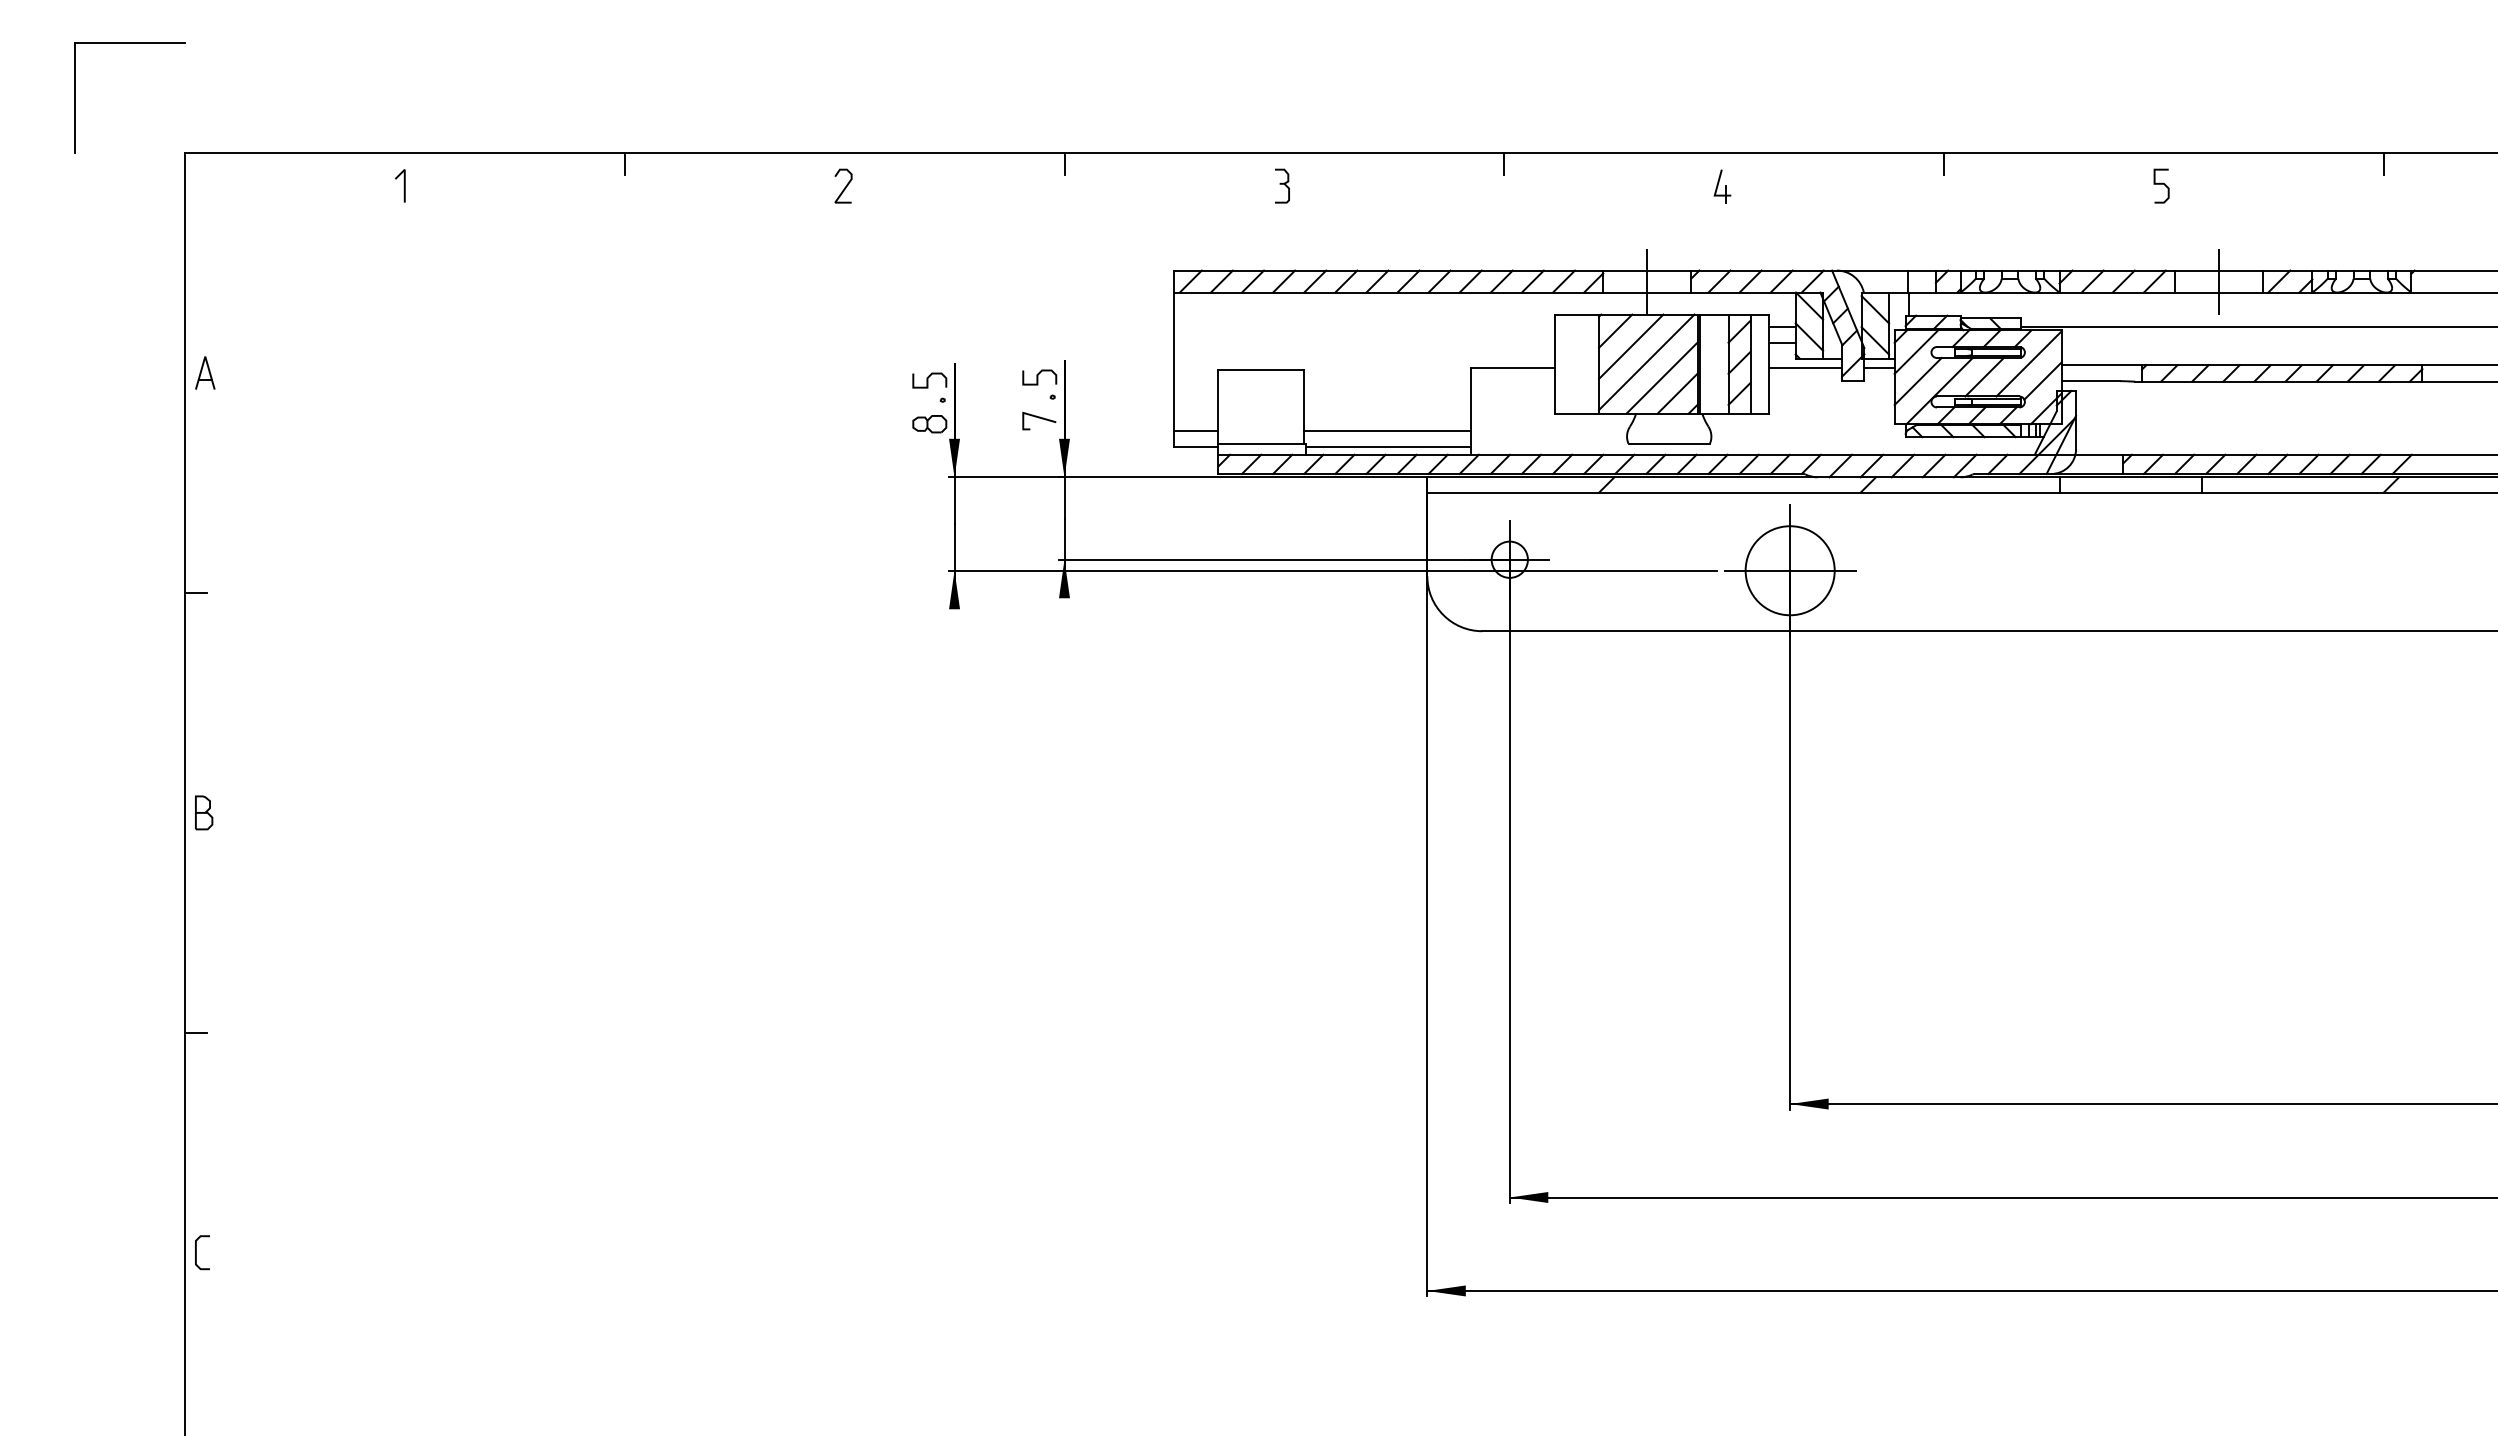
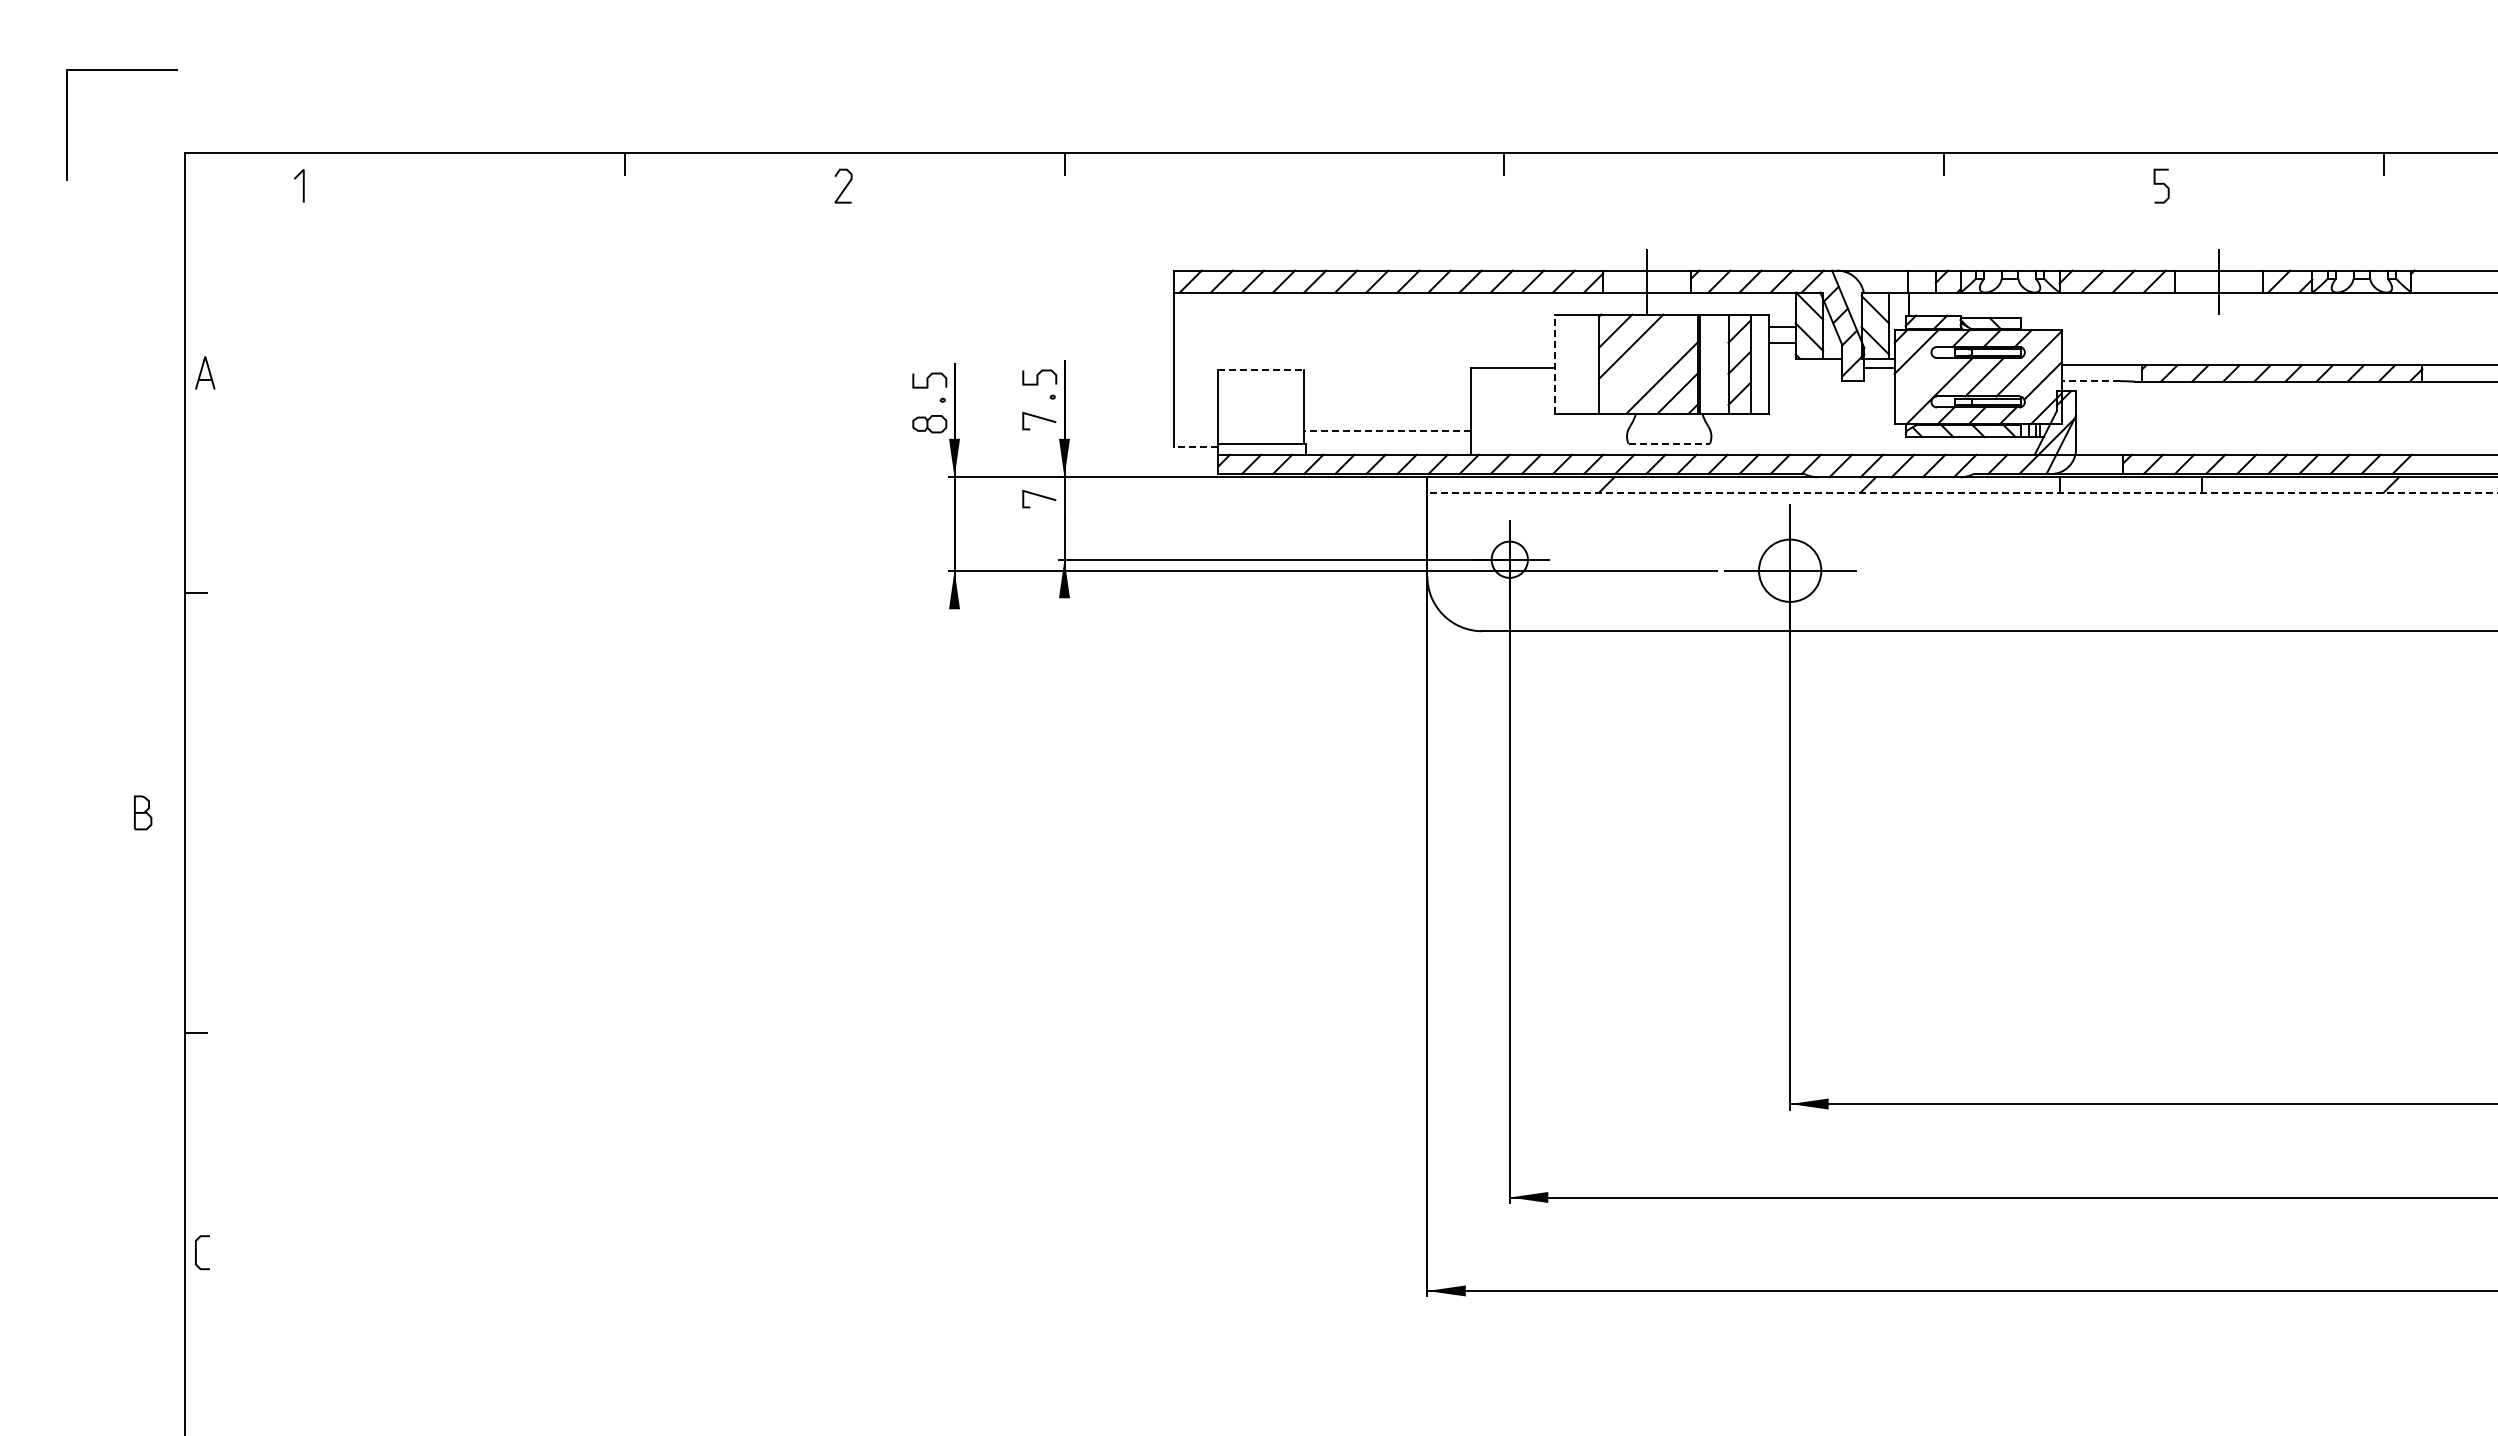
part position: (129, 43) -> (121, 70) (121, 70)
line position: (403, 185) -> (302, 185) (302, 185)
part: present -> none (1282, 185)
part: present -> none (1722, 186)
line: present -> none (2257, 326)
line: present -> none (1646, 362)
line: solid -> dashed (1554, 363)
line: present -> none (1805, 368)
line: solid -> dashed (1261, 370)
line: present -> none (1917, 381)
line: solid -> dashed (2090, 381)
line: present -> none (1196, 431)
line: solid -> dashed (1387, 431)
line: solid -> dashed (1669, 443)
line: solid -> dashed (1196, 446)
line: present -> none (1388, 446)
line: solid -> dashed (1962, 492)
line: none -> present (1039, 496)
circle diameter: 89 px -> 62 px (1790, 570)
part position: (204, 812) -> (143, 812) (143, 812)
